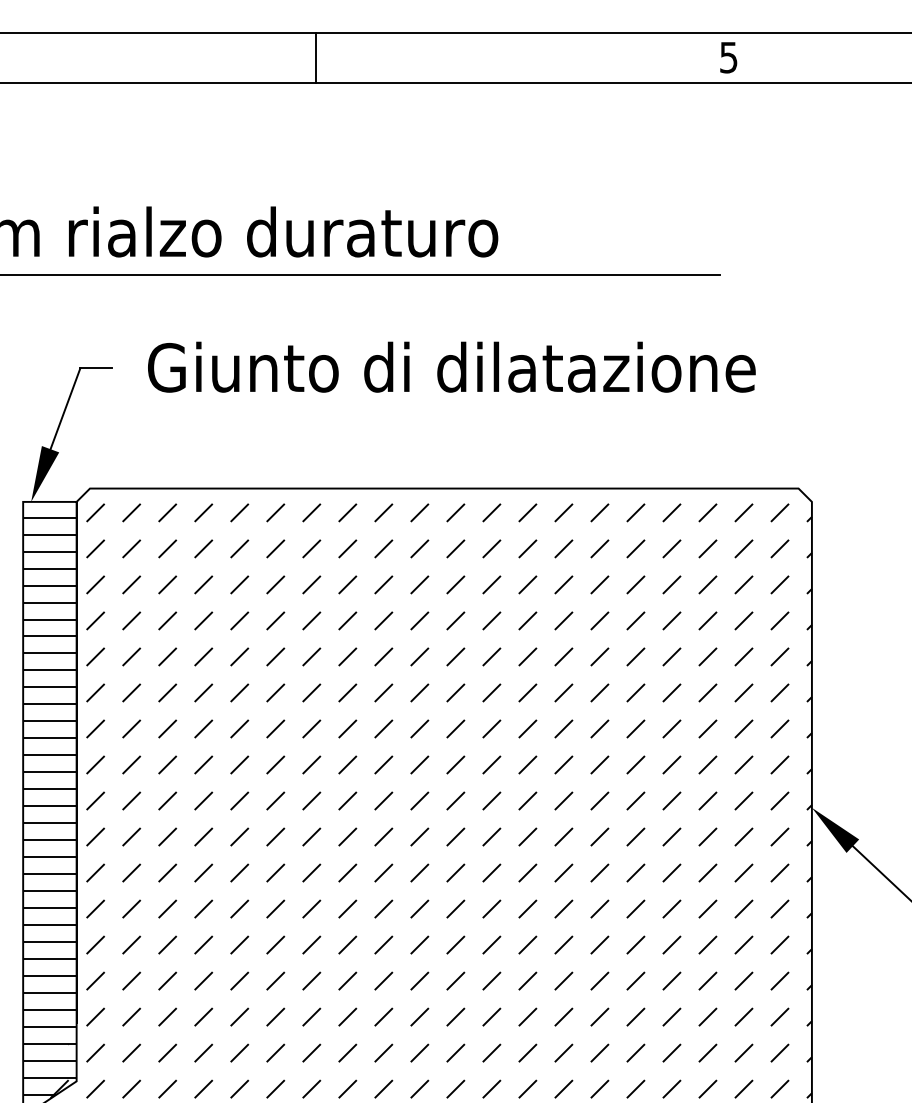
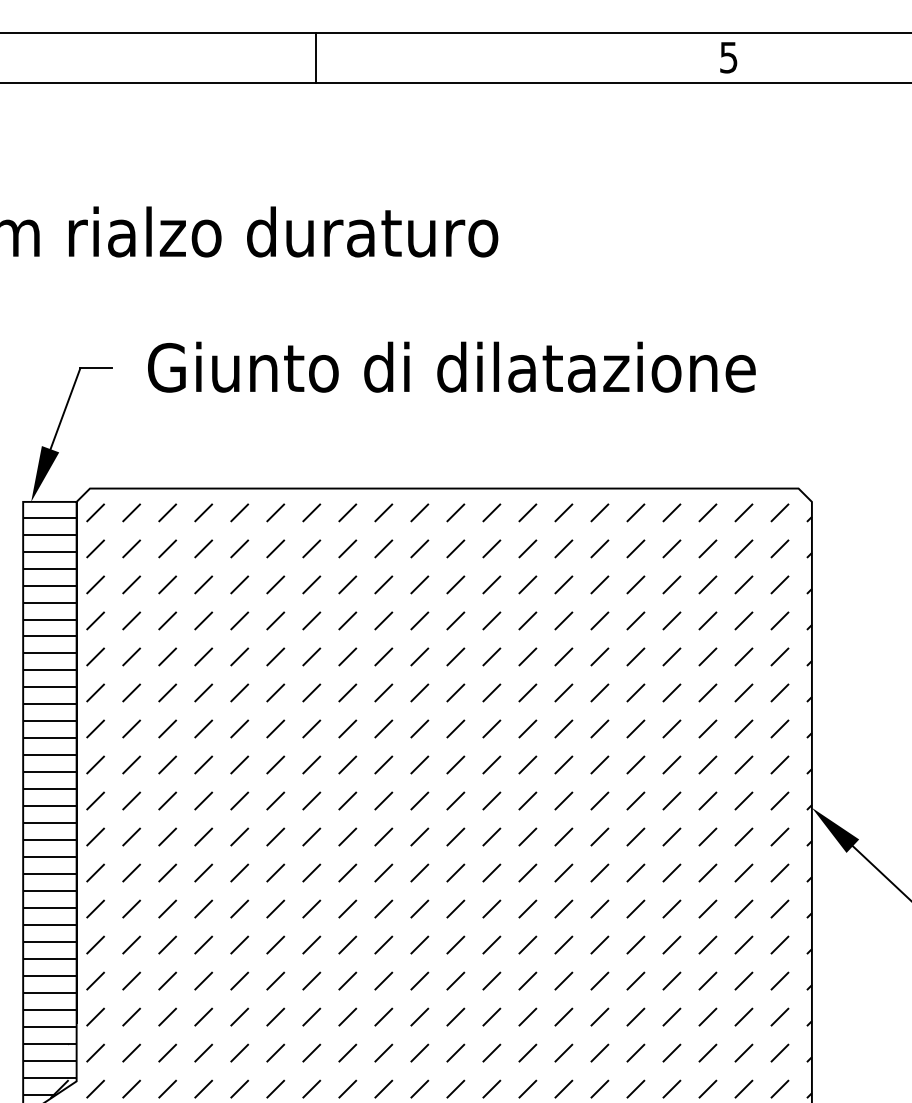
line: present -> none (360, 274)
